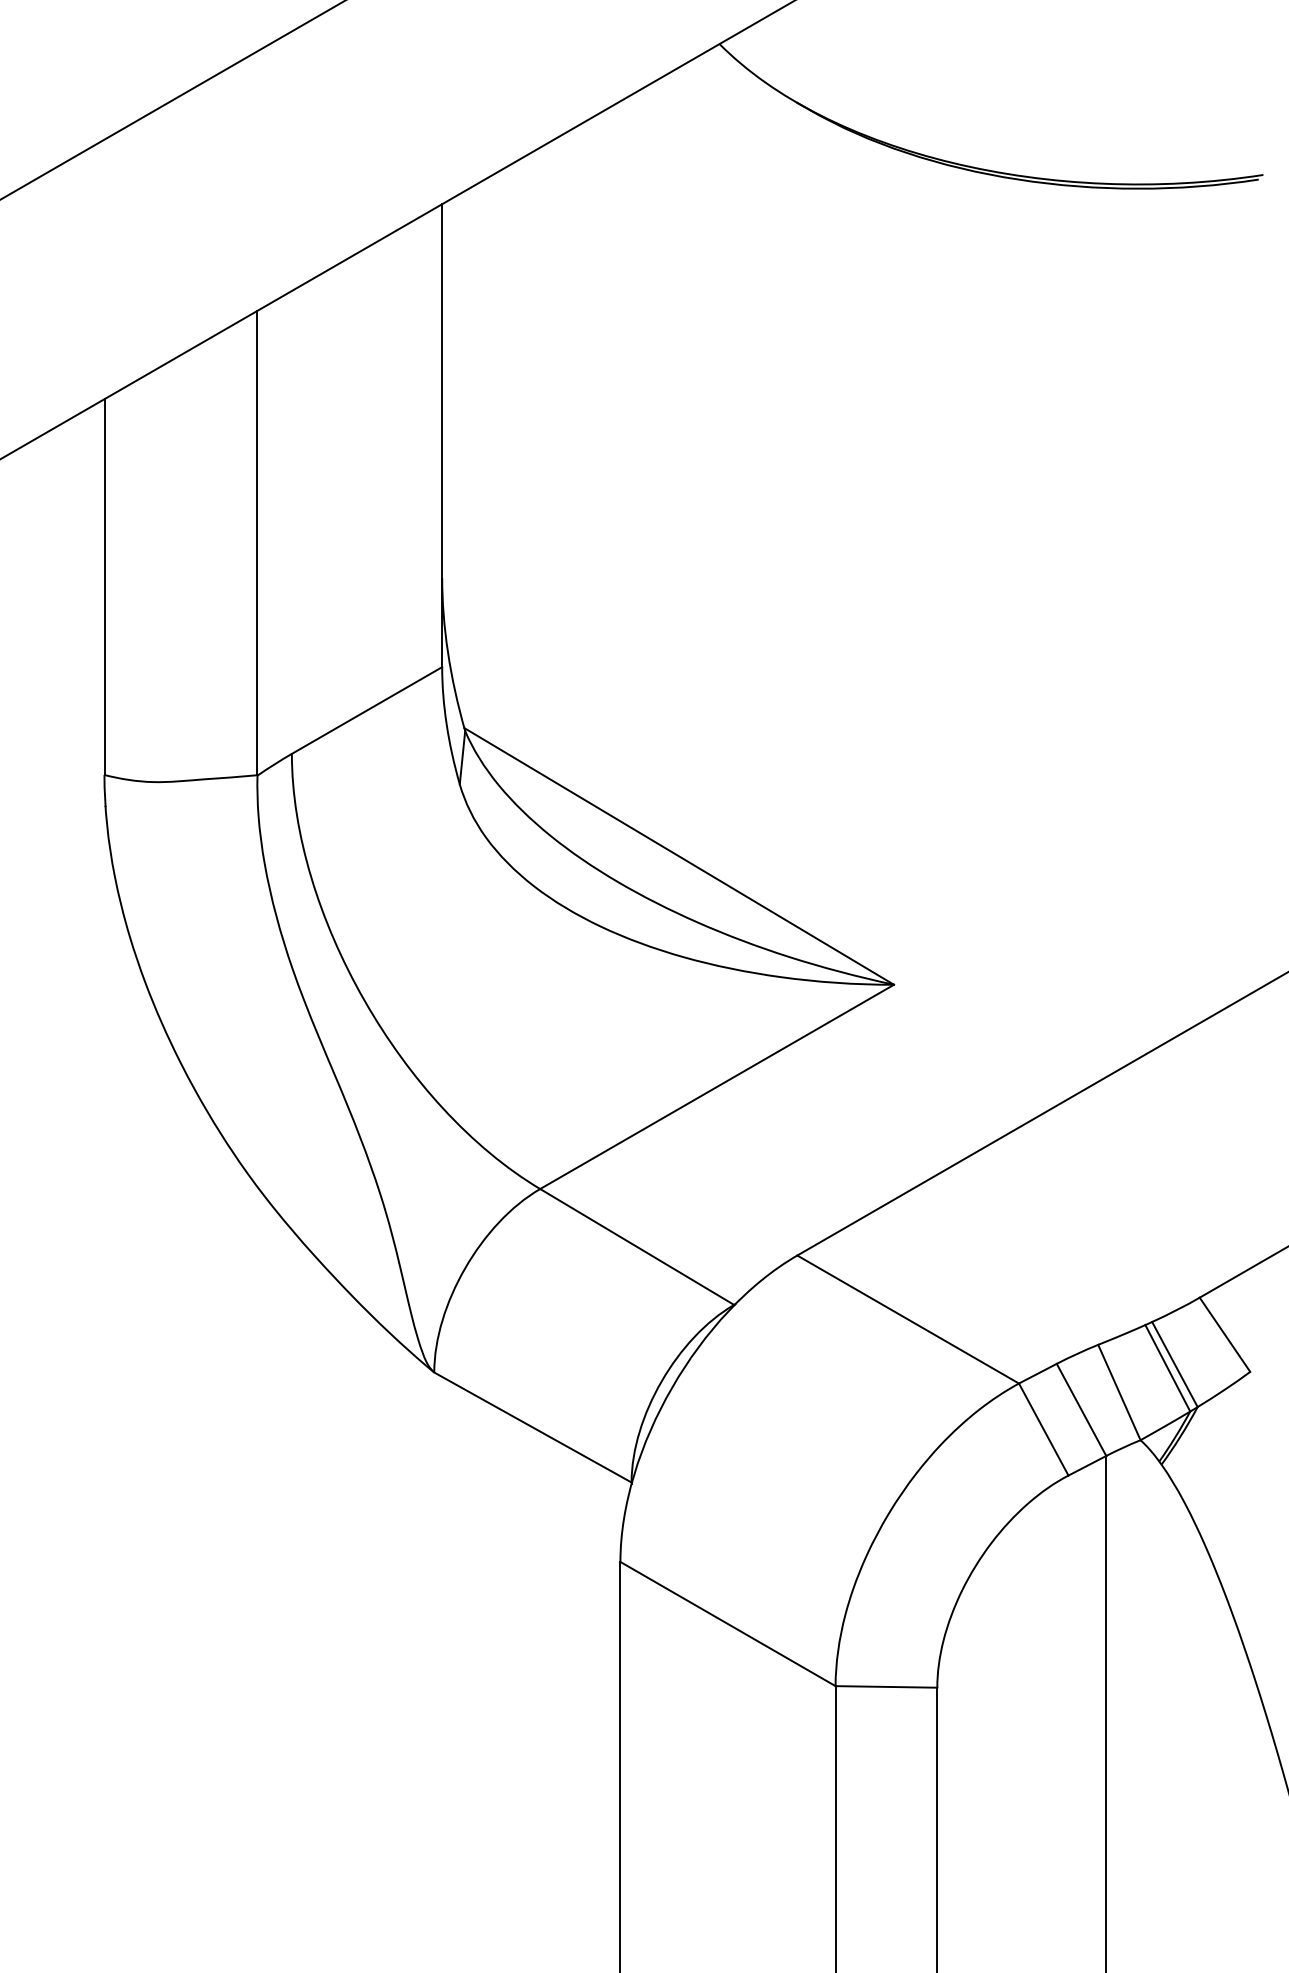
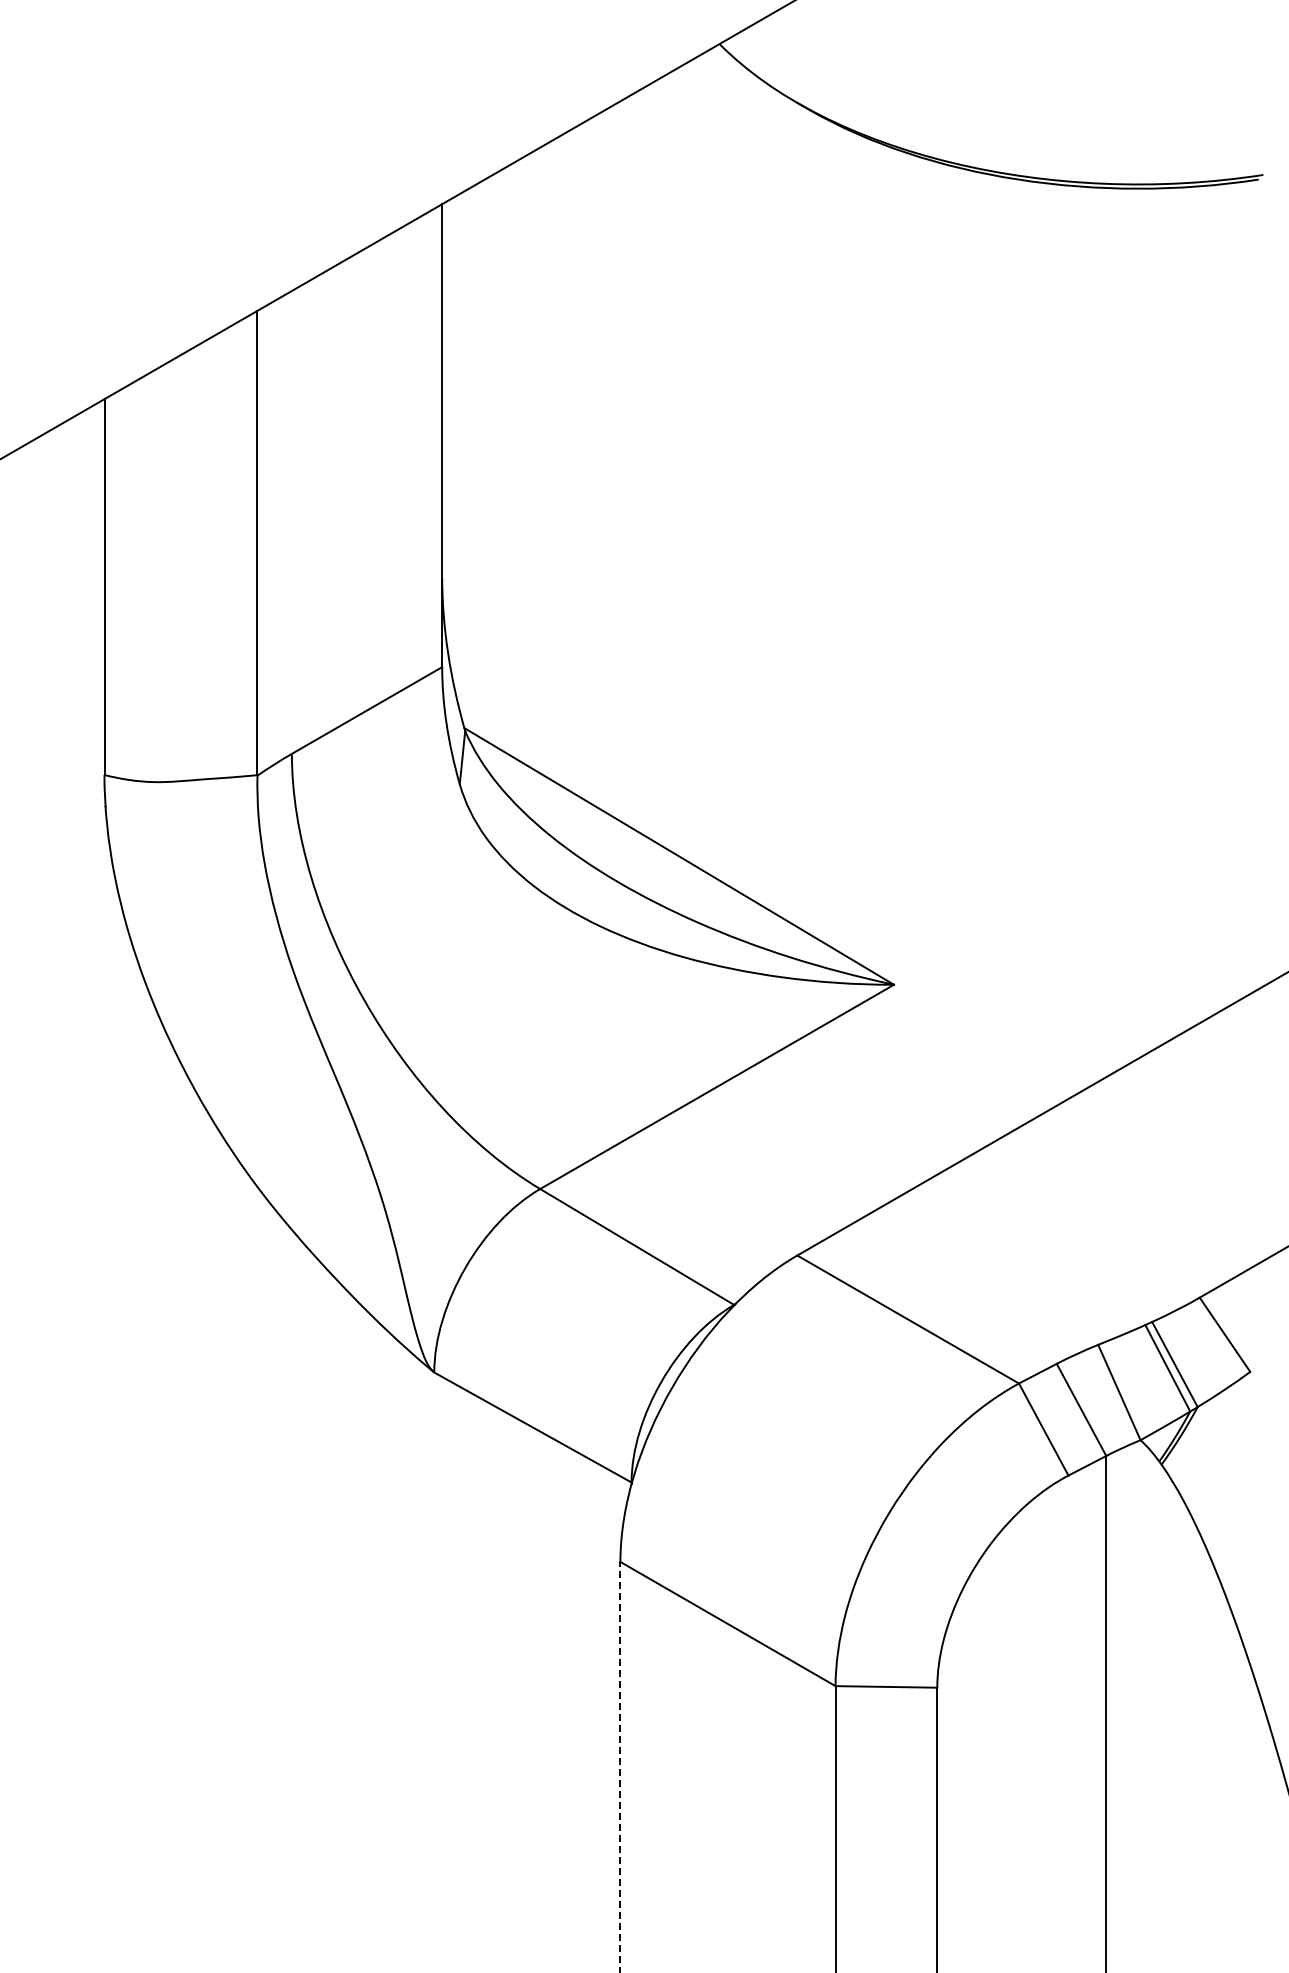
line: present -> none (172, 100)
line: solid -> dashed (620, 1766)
